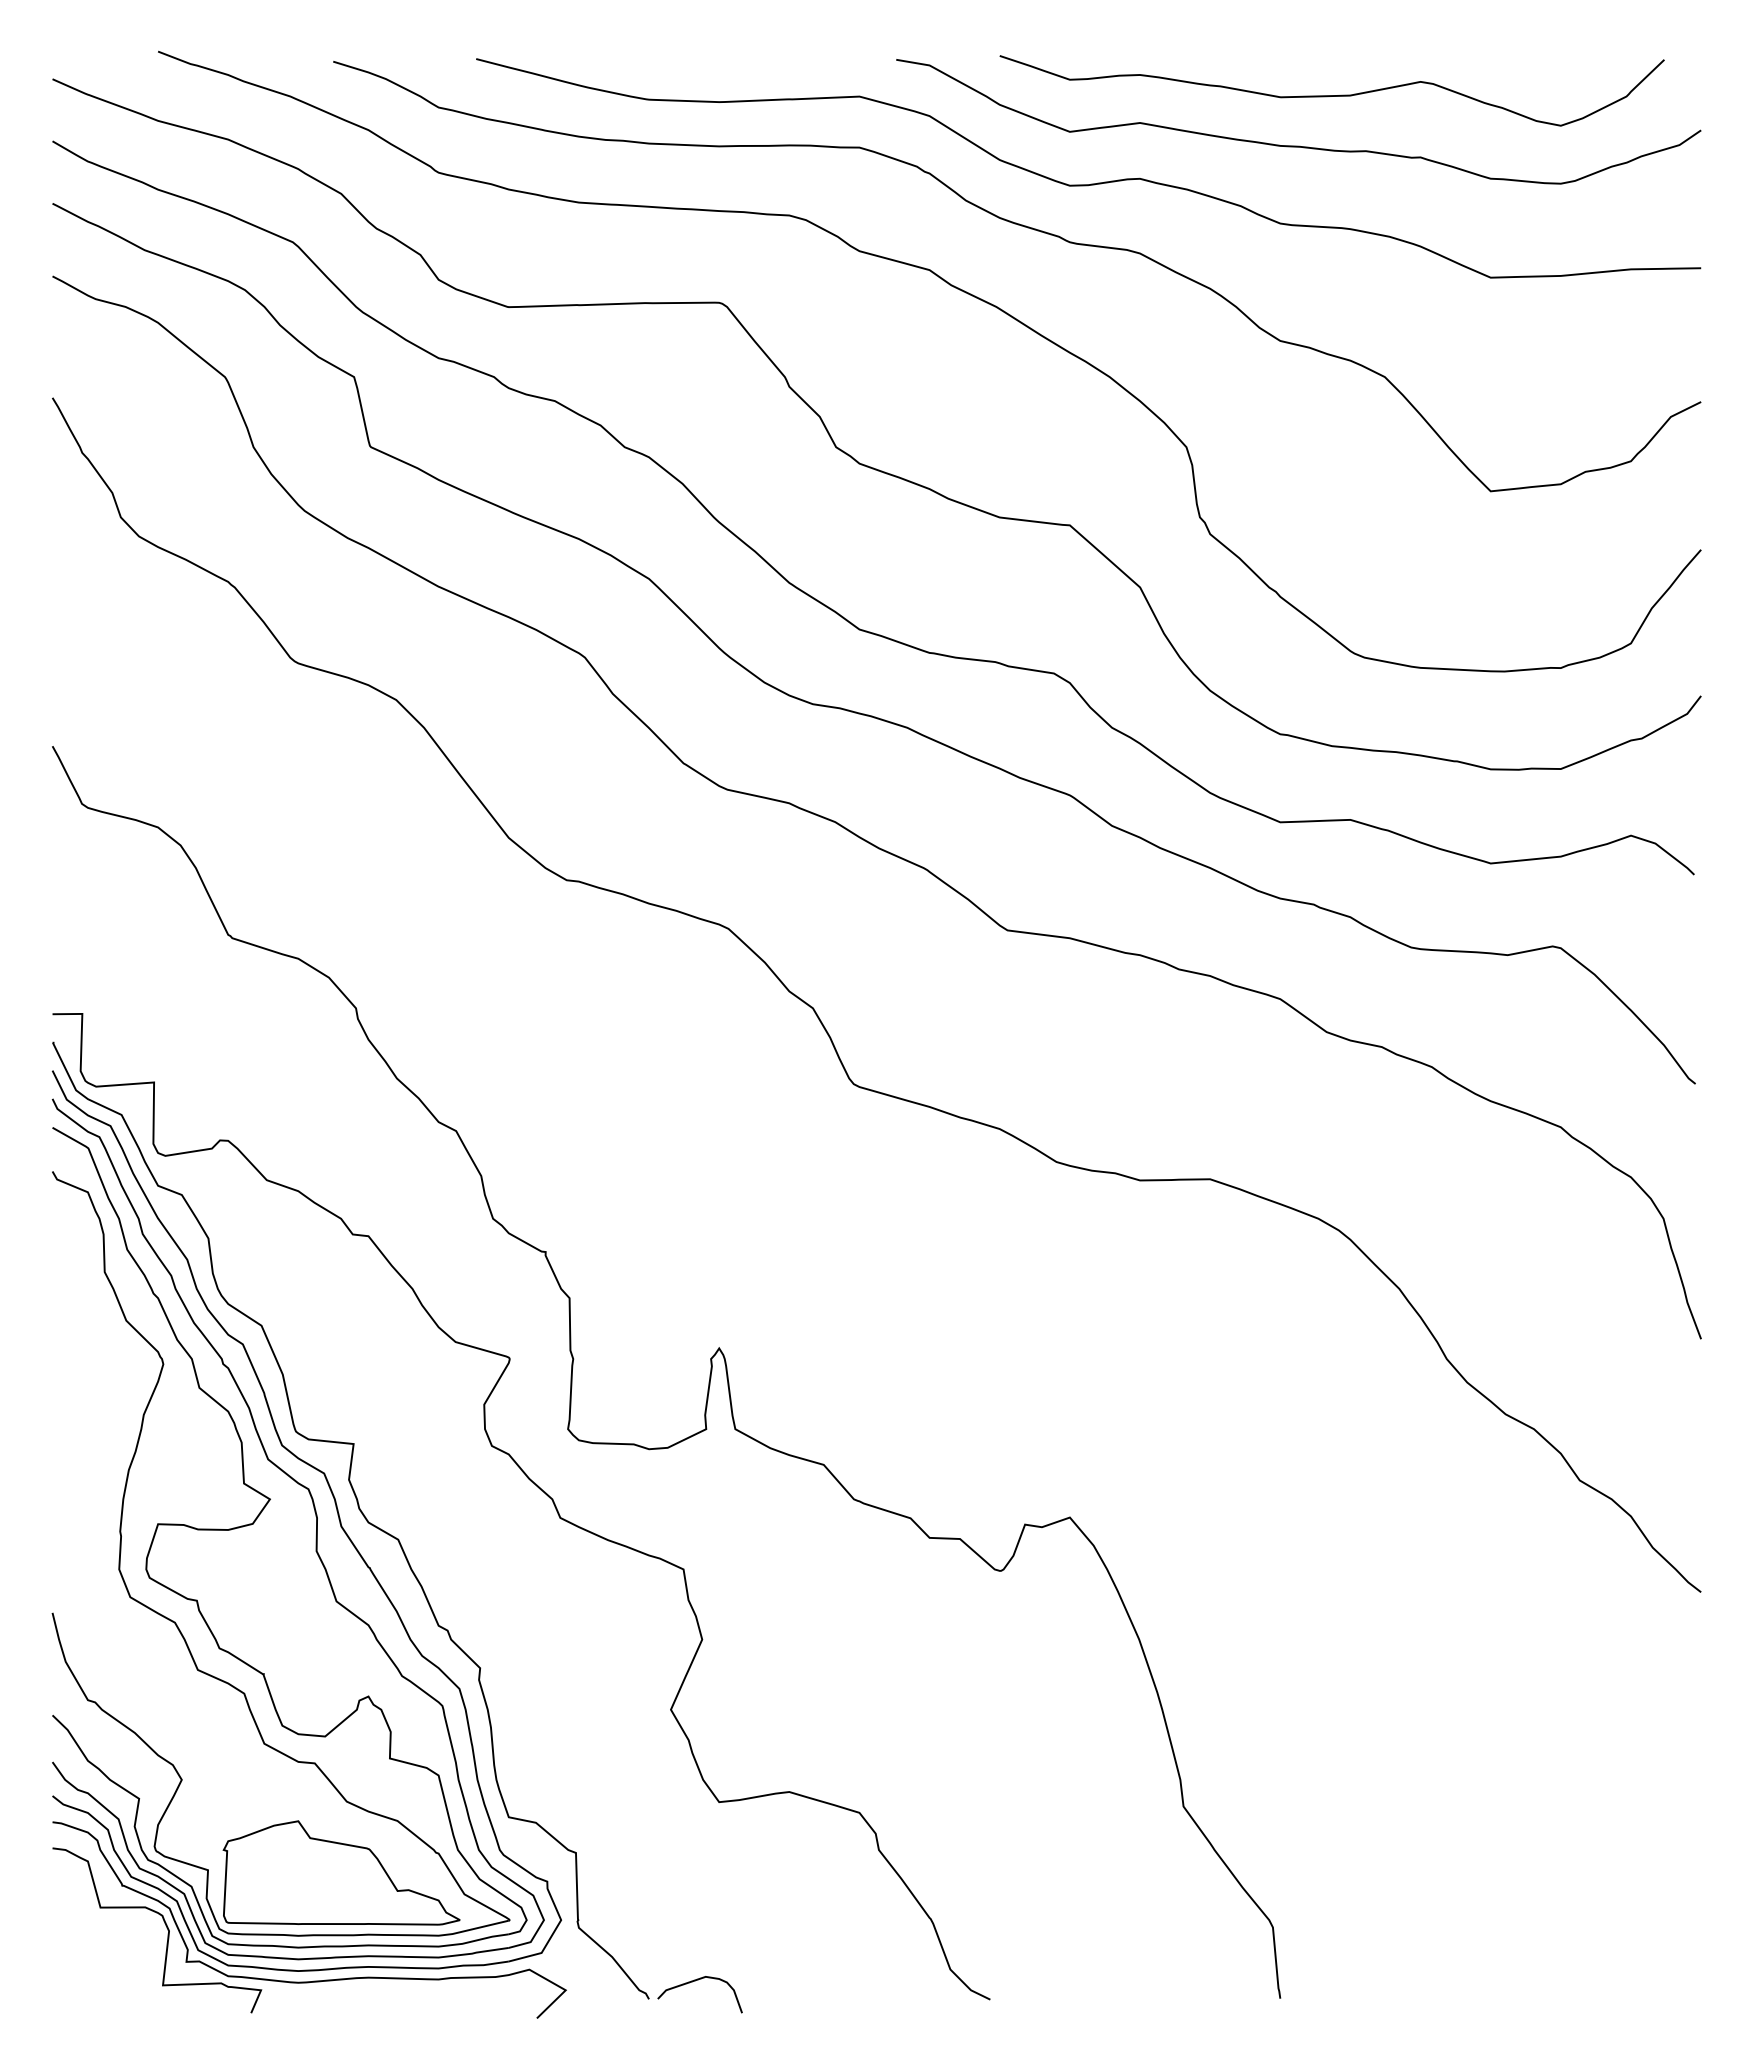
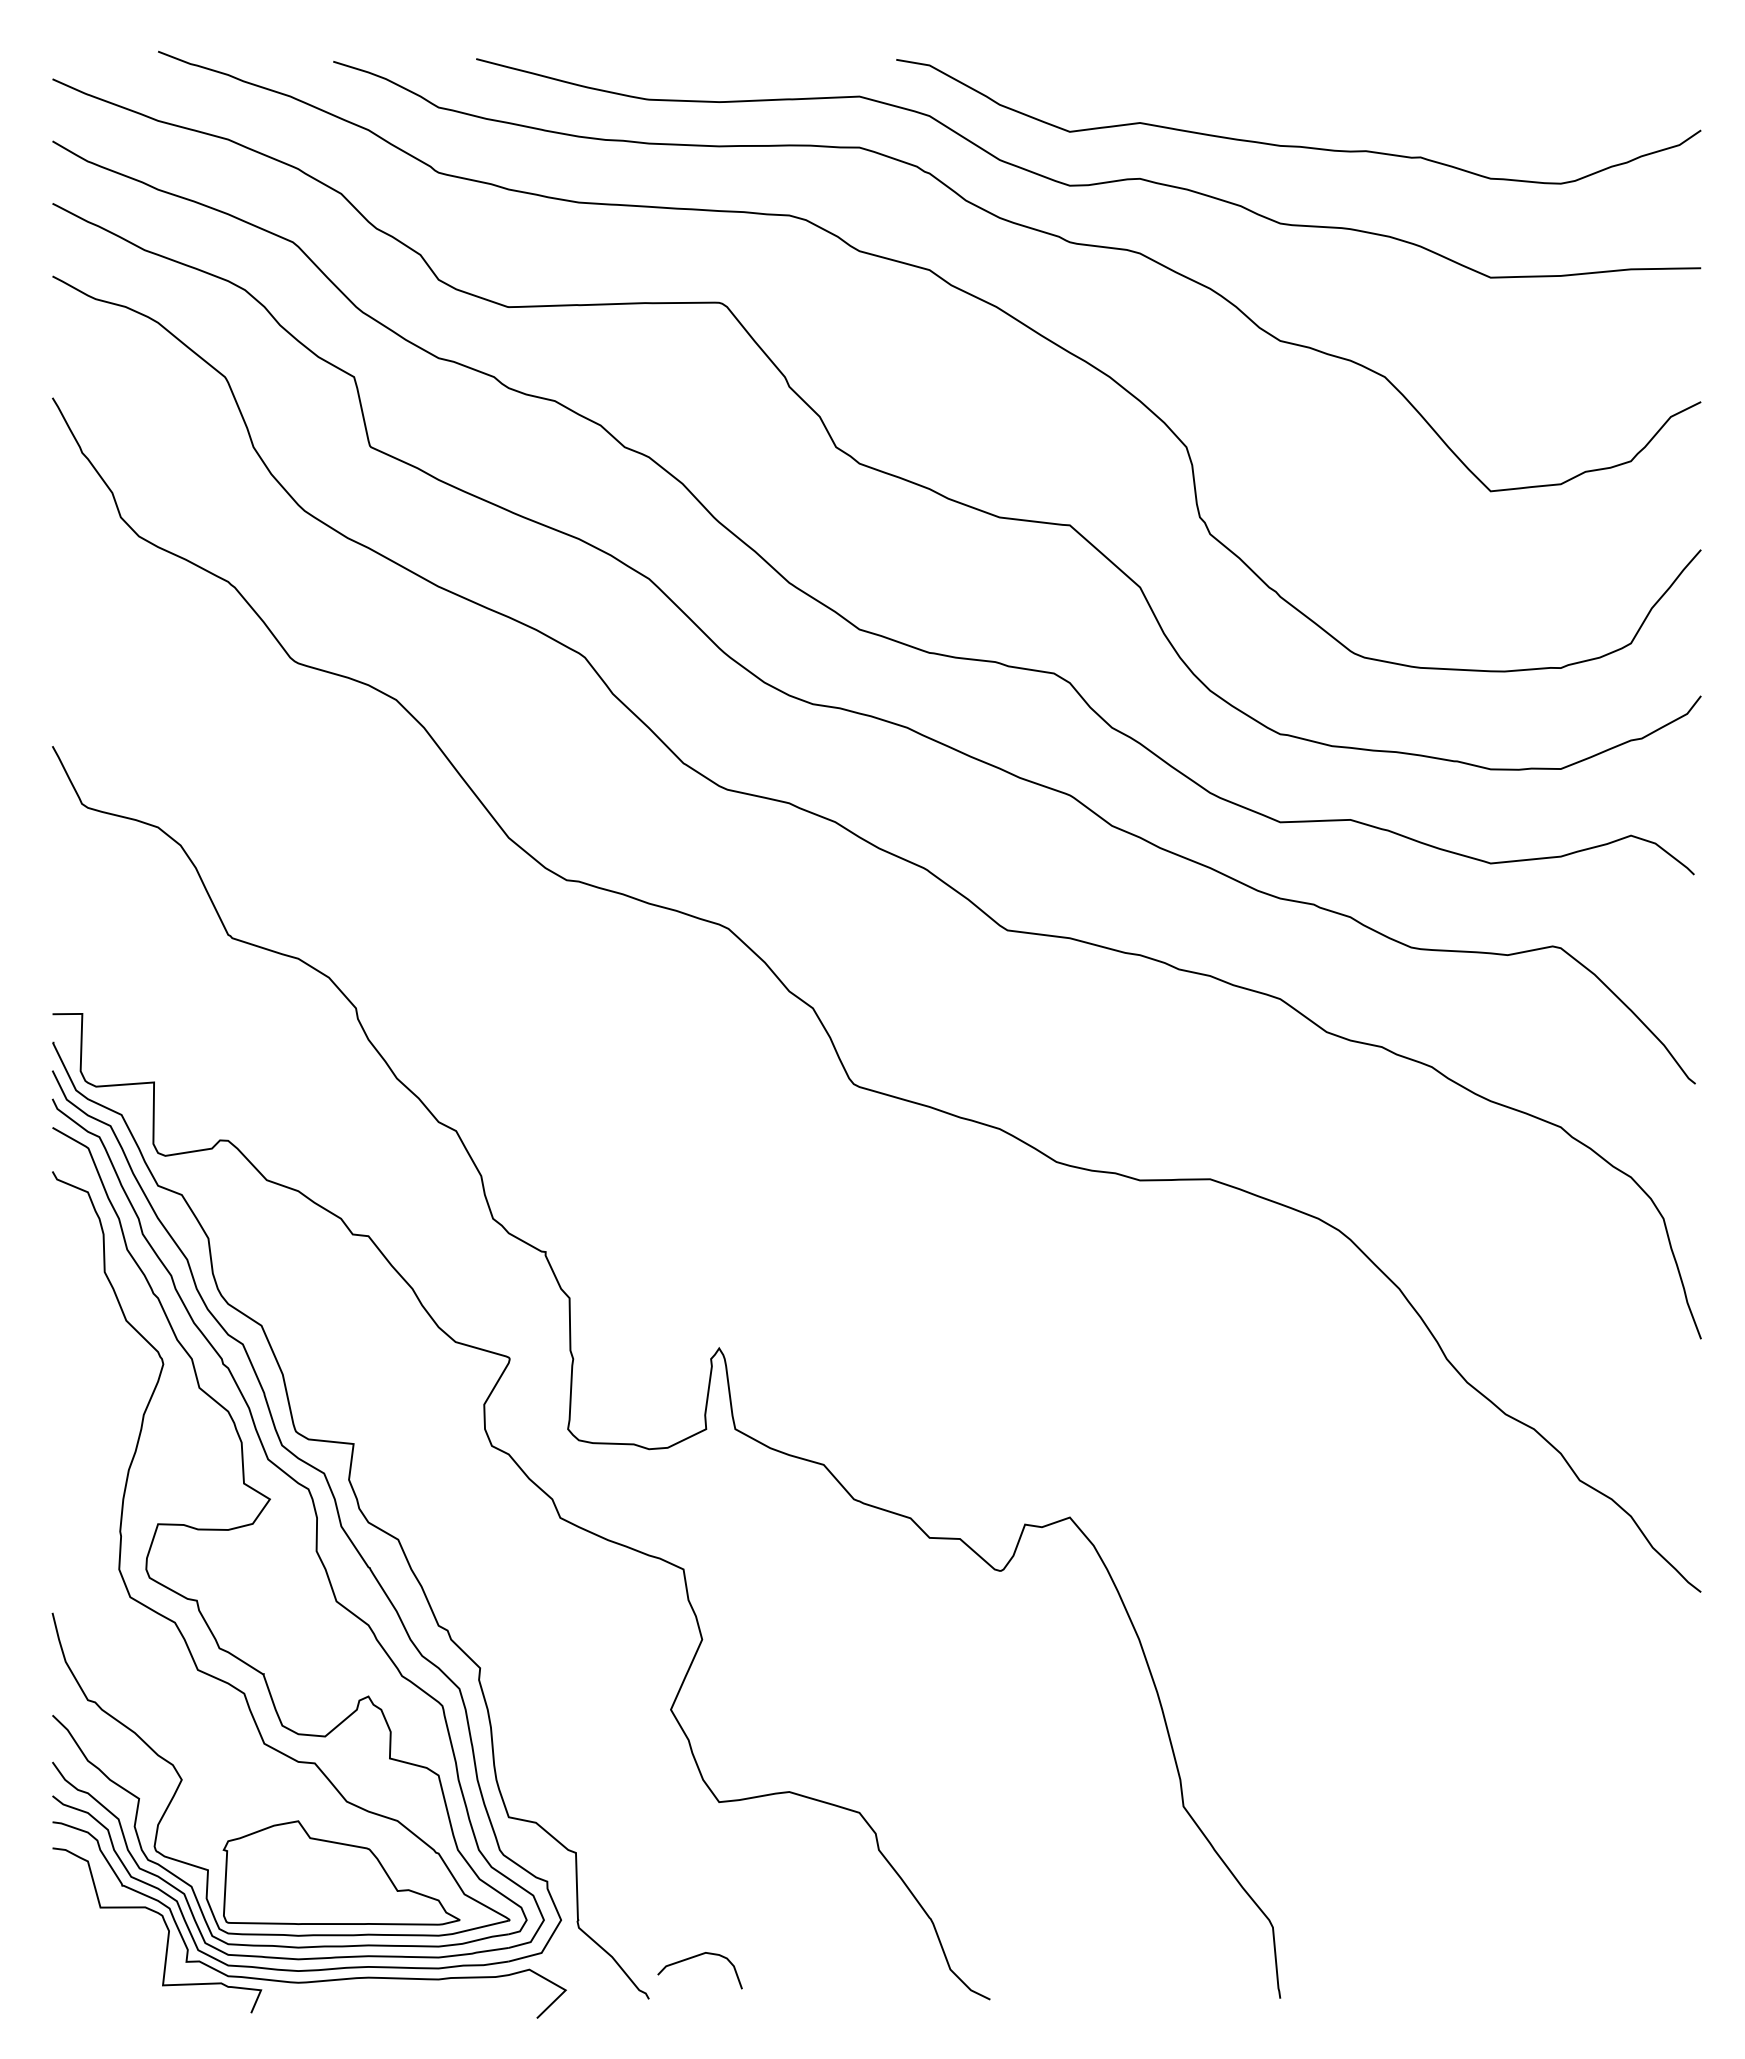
curve: present -> none (1331, 95)
curve position: (695, 1981) -> (695, 1957) (695, 1957)
